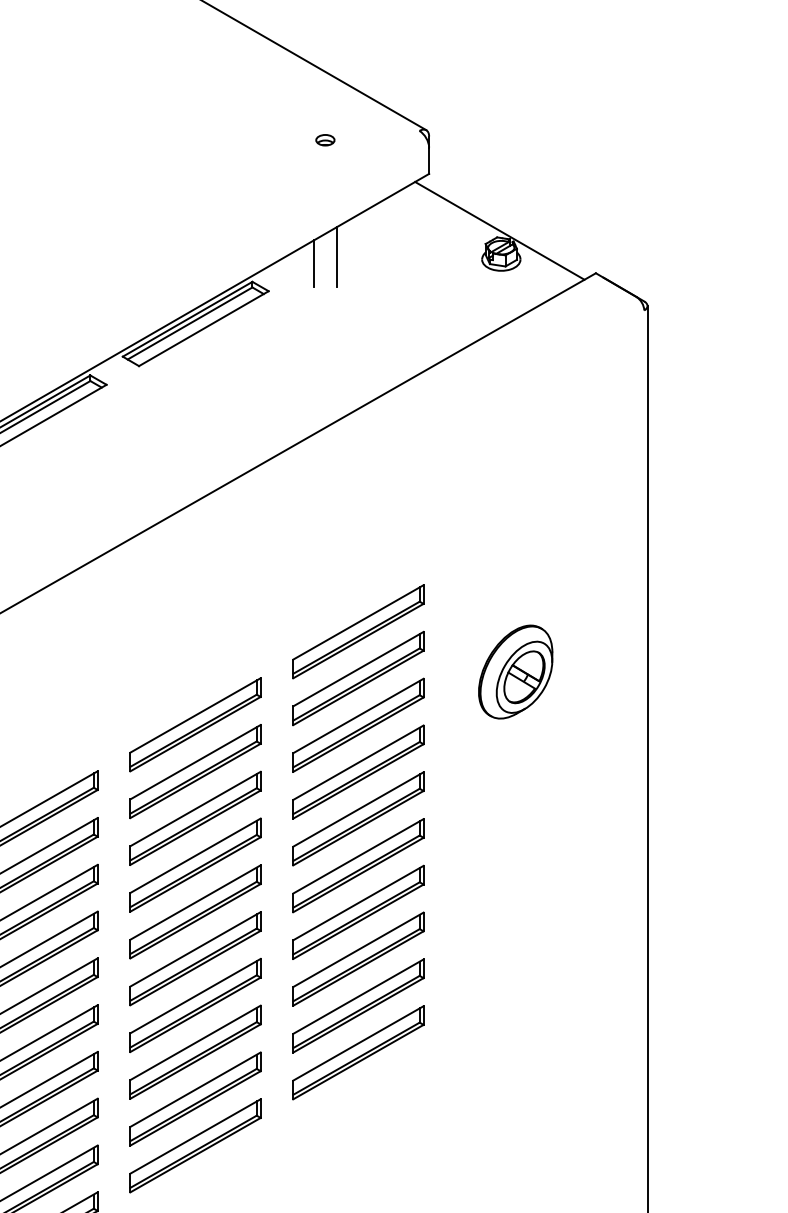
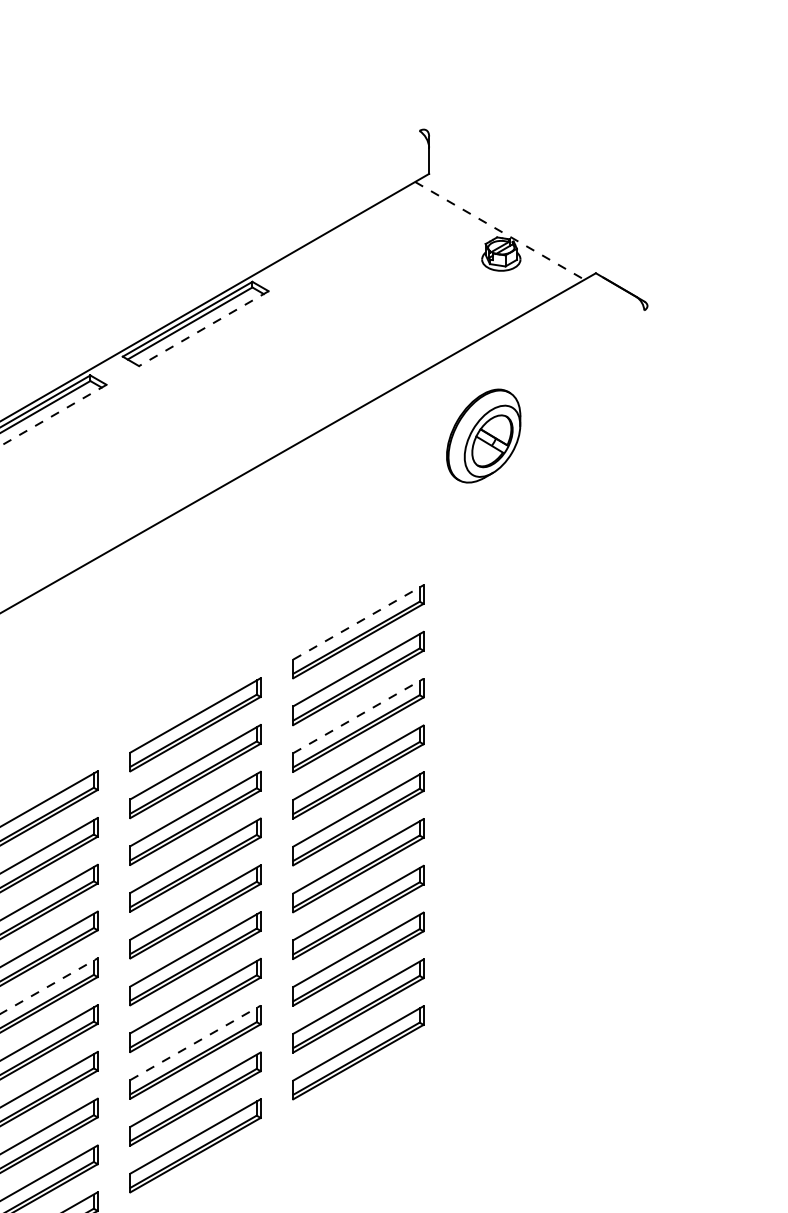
line: present -> none (315, 66)
part: present -> none (325, 140)
line: solid -> dashed (499, 230)
line: present -> none (336, 256)
line: present -> none (313, 263)
line: solid -> dashed (203, 328)
line: solid -> dashed (53, 415)
line: solid -> dashed (358, 622)
part position: (515, 671) -> (483, 435) (483, 435)
line: solid -> dashed (358, 715)
line: present -> none (647, 757)
line: solid -> dashed (49, 985)
line: solid -> dashed (195, 1042)
